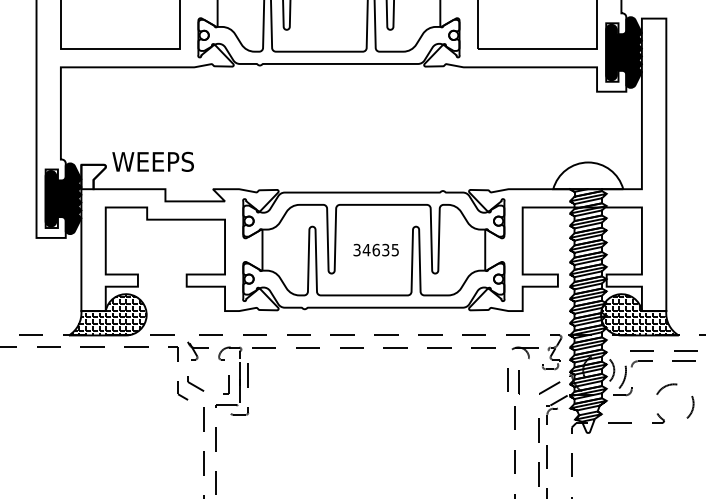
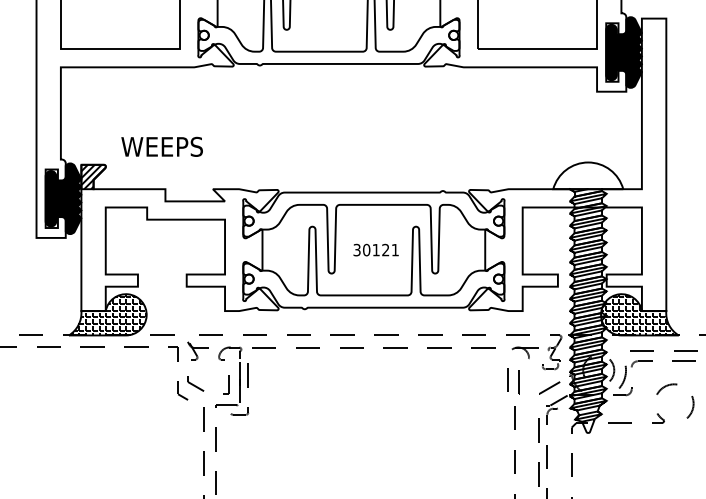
text position: (152, 161) -> (161, 146) (161, 146)
hatch: none -> present (93, 176)
text: 34635 -> 30121 (380, 249)
